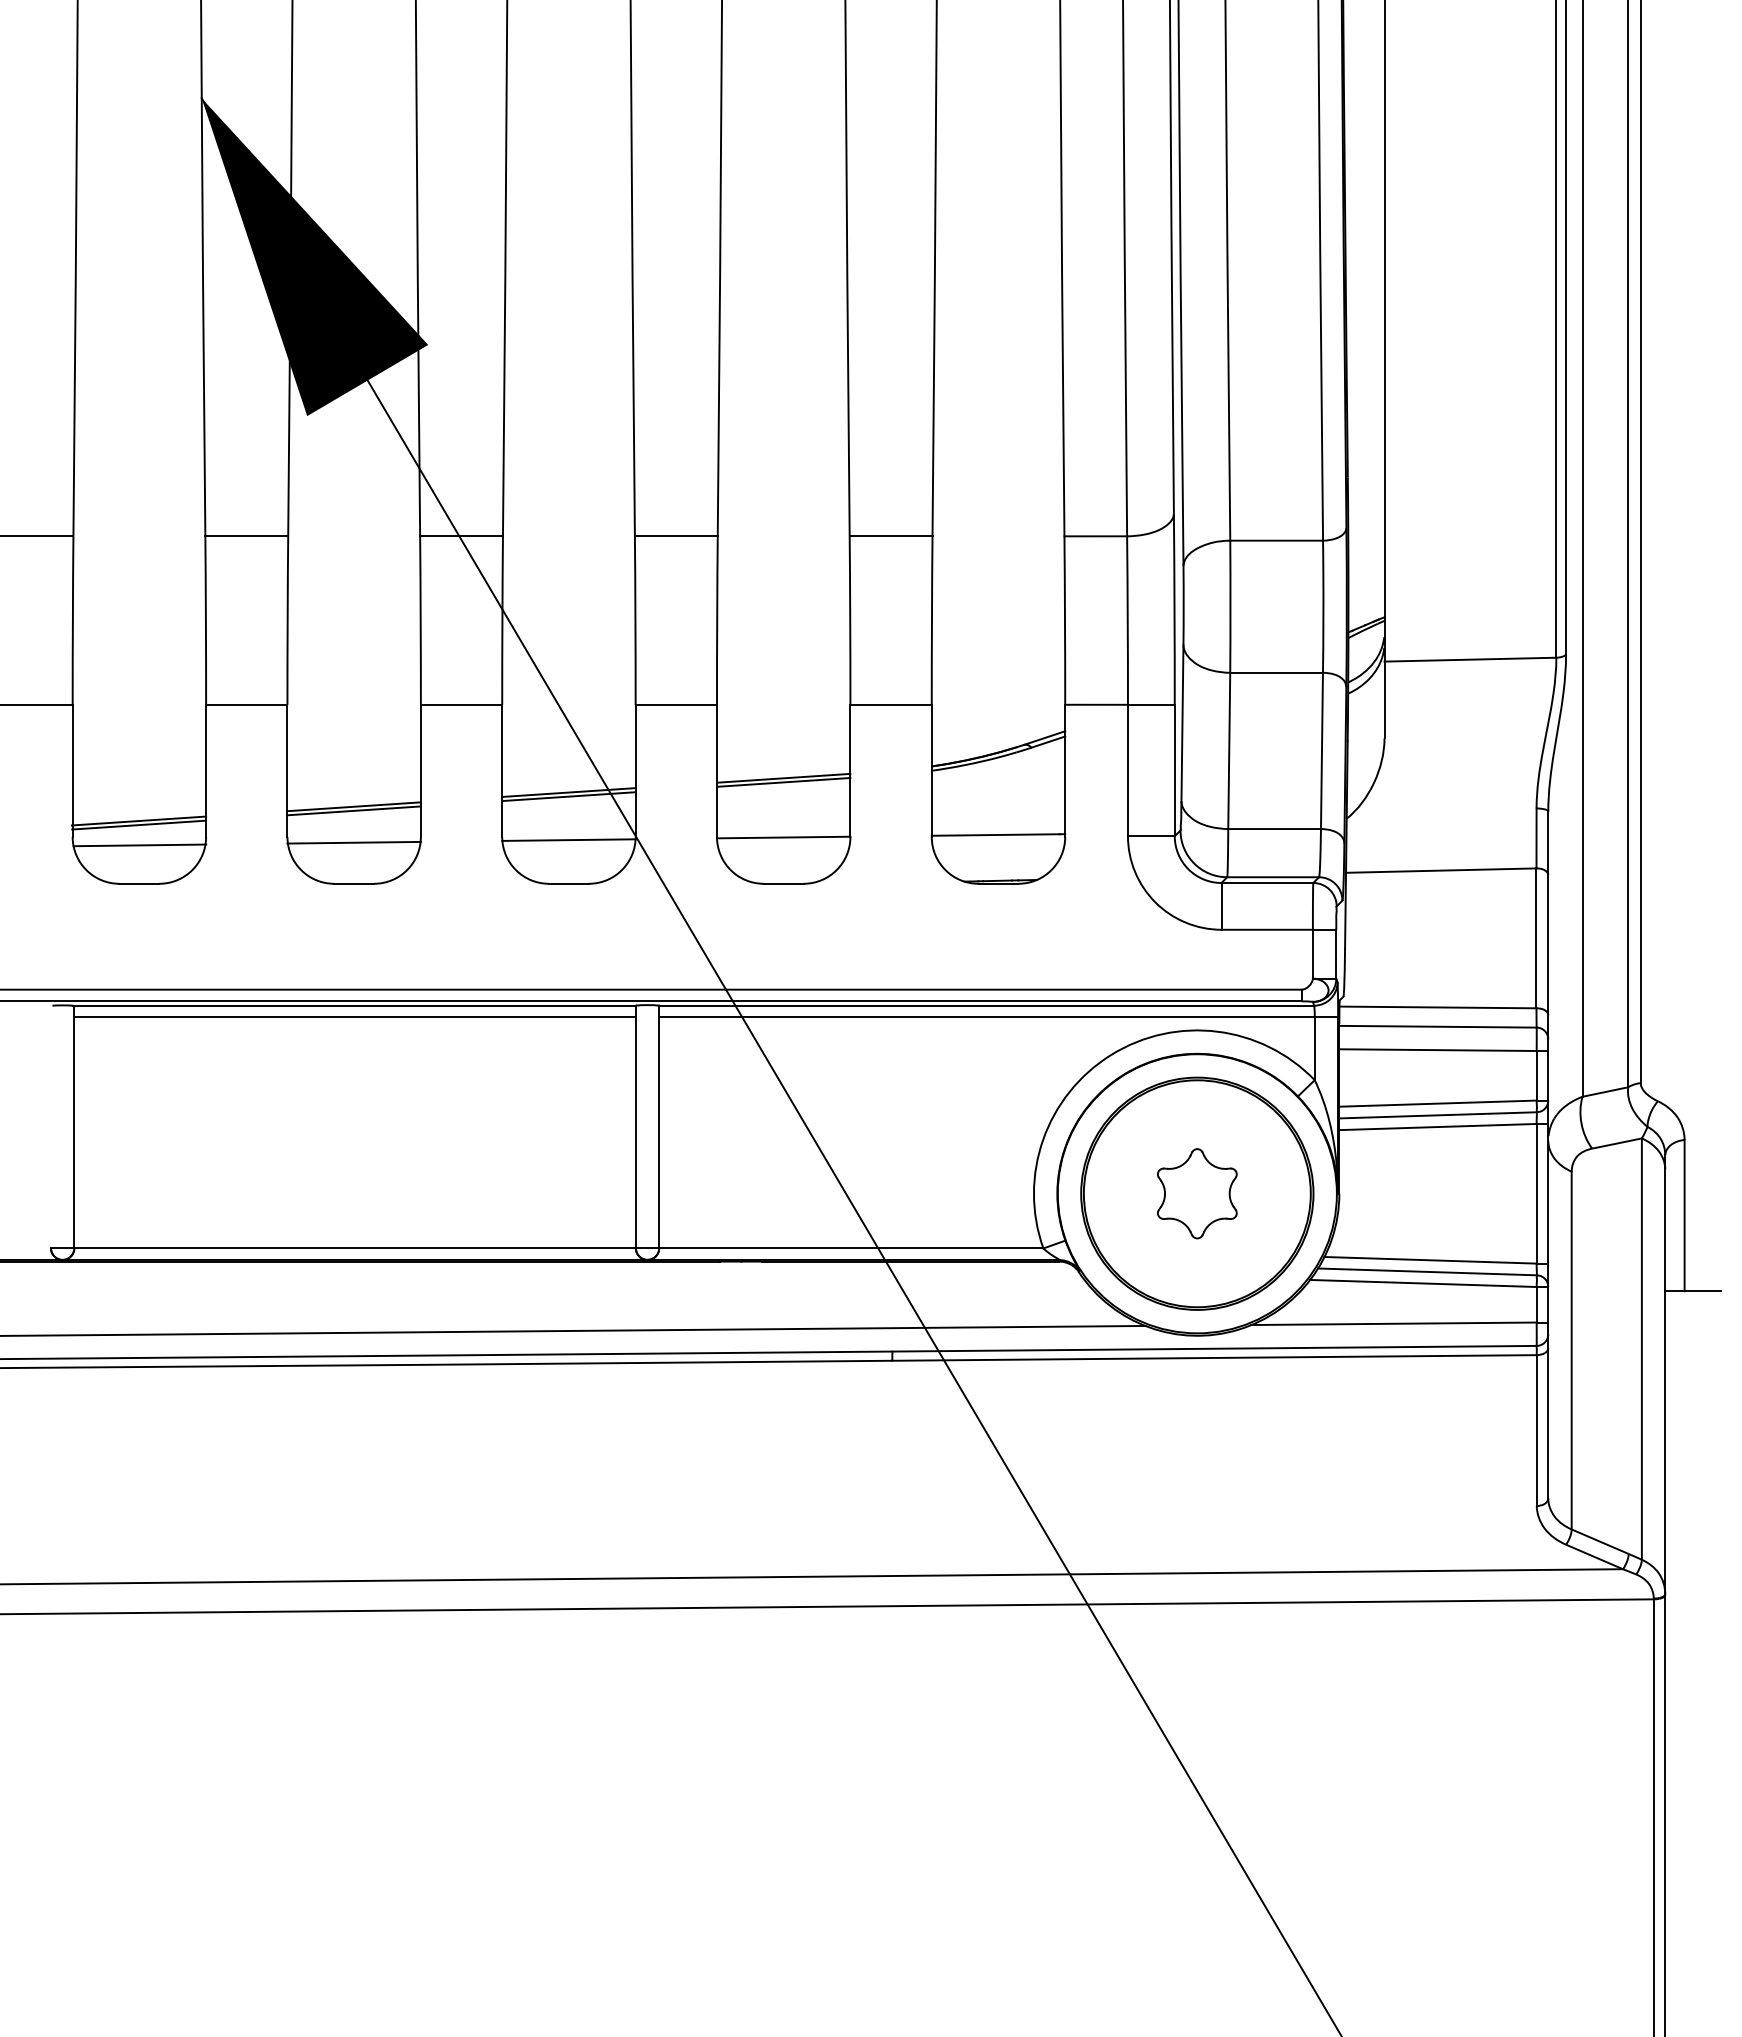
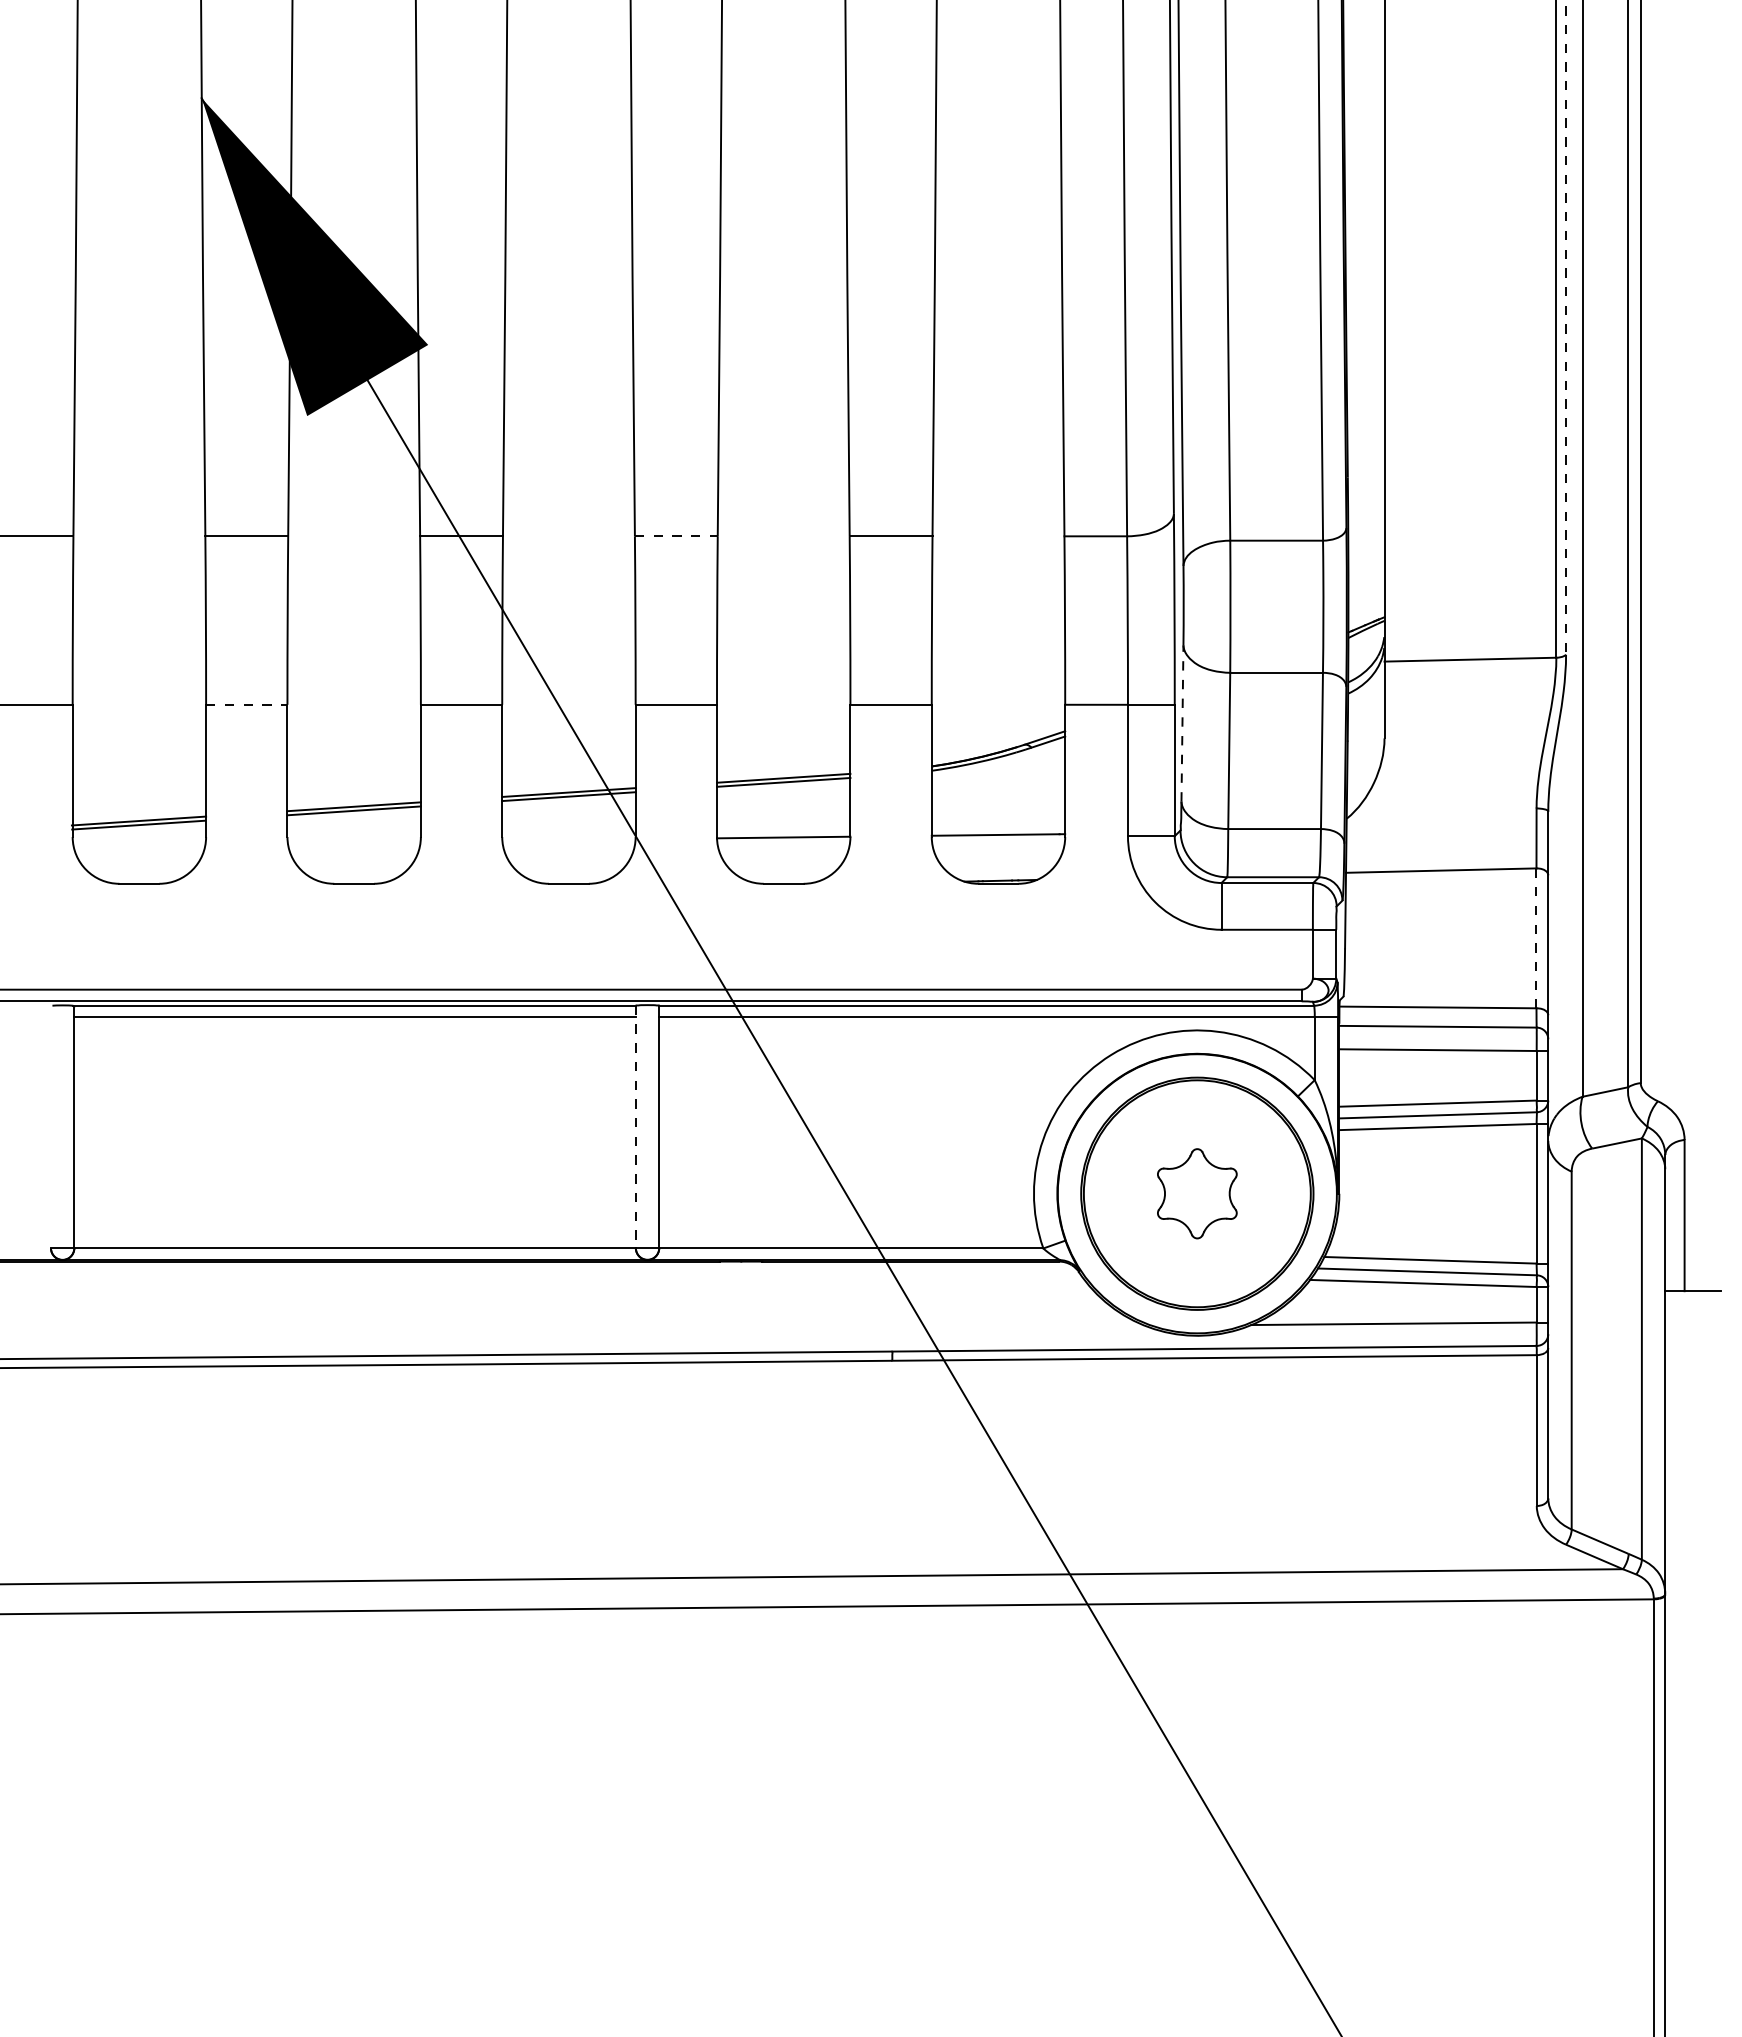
line: solid -> dashed (1566, 327)
line: solid -> dashed (676, 536)
line: solid -> dashed (246, 704)
line: solid -> dashed (1182, 722)
line: present -> none (568, 839)
line: present -> none (353, 842)
line: present -> none (139, 845)
line: solid -> dashed (1536, 938)
line: solid -> dashed (635, 1127)
line: present -> none (573, 1330)
